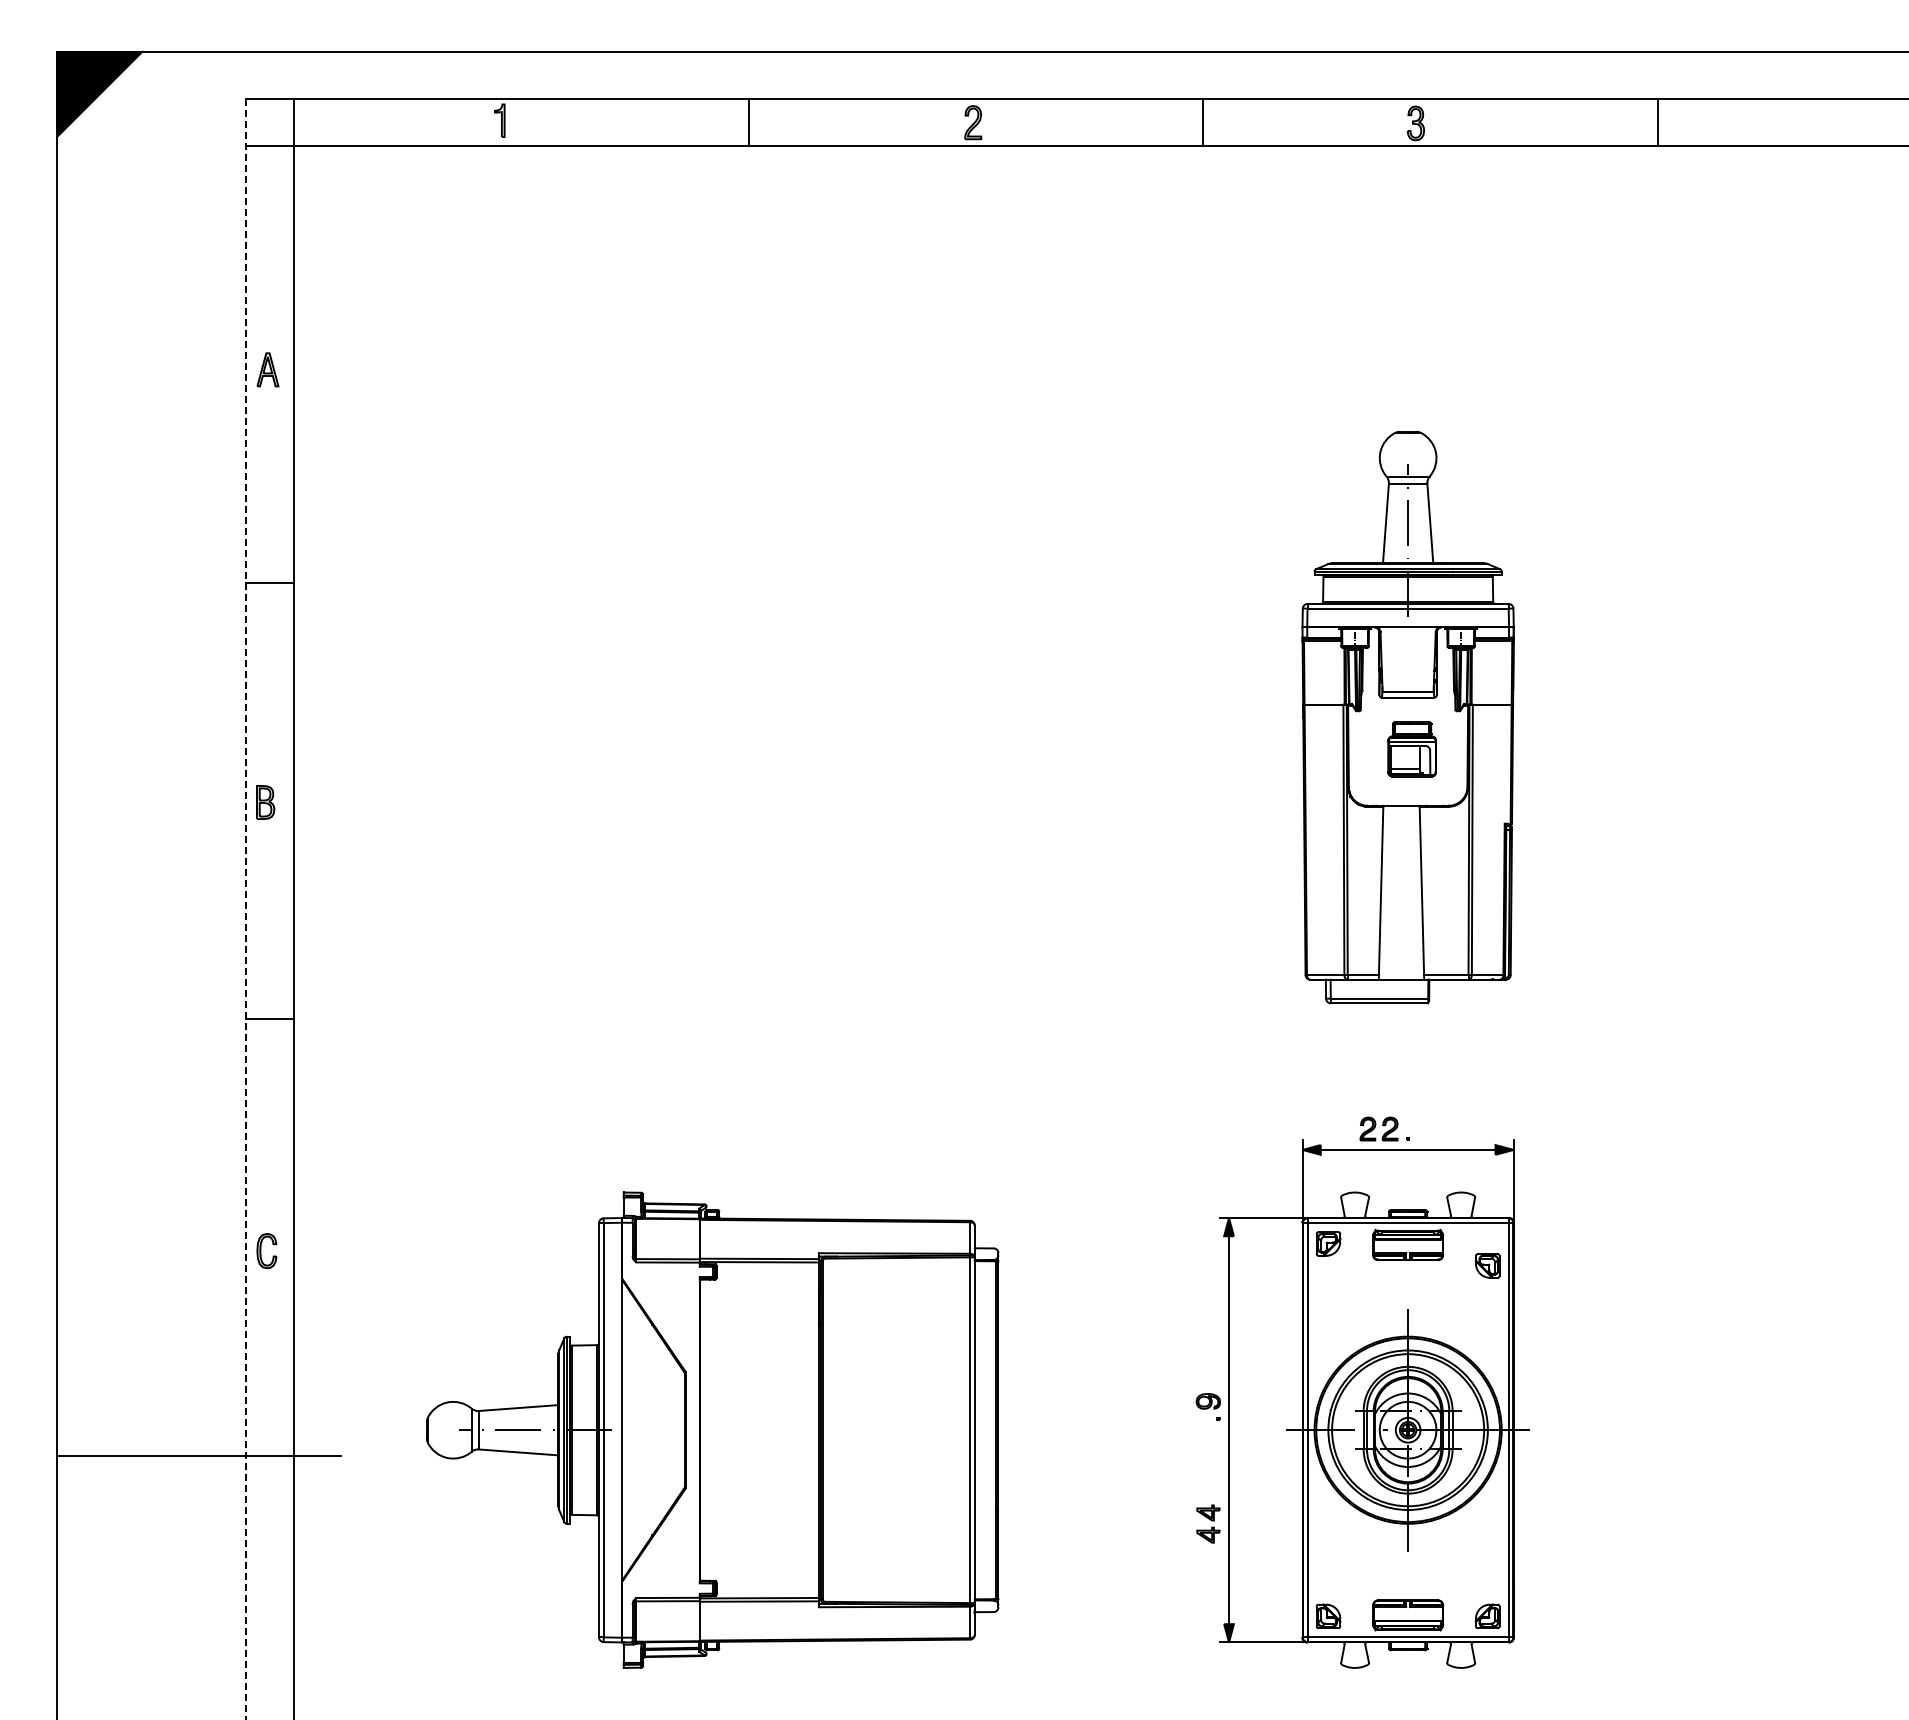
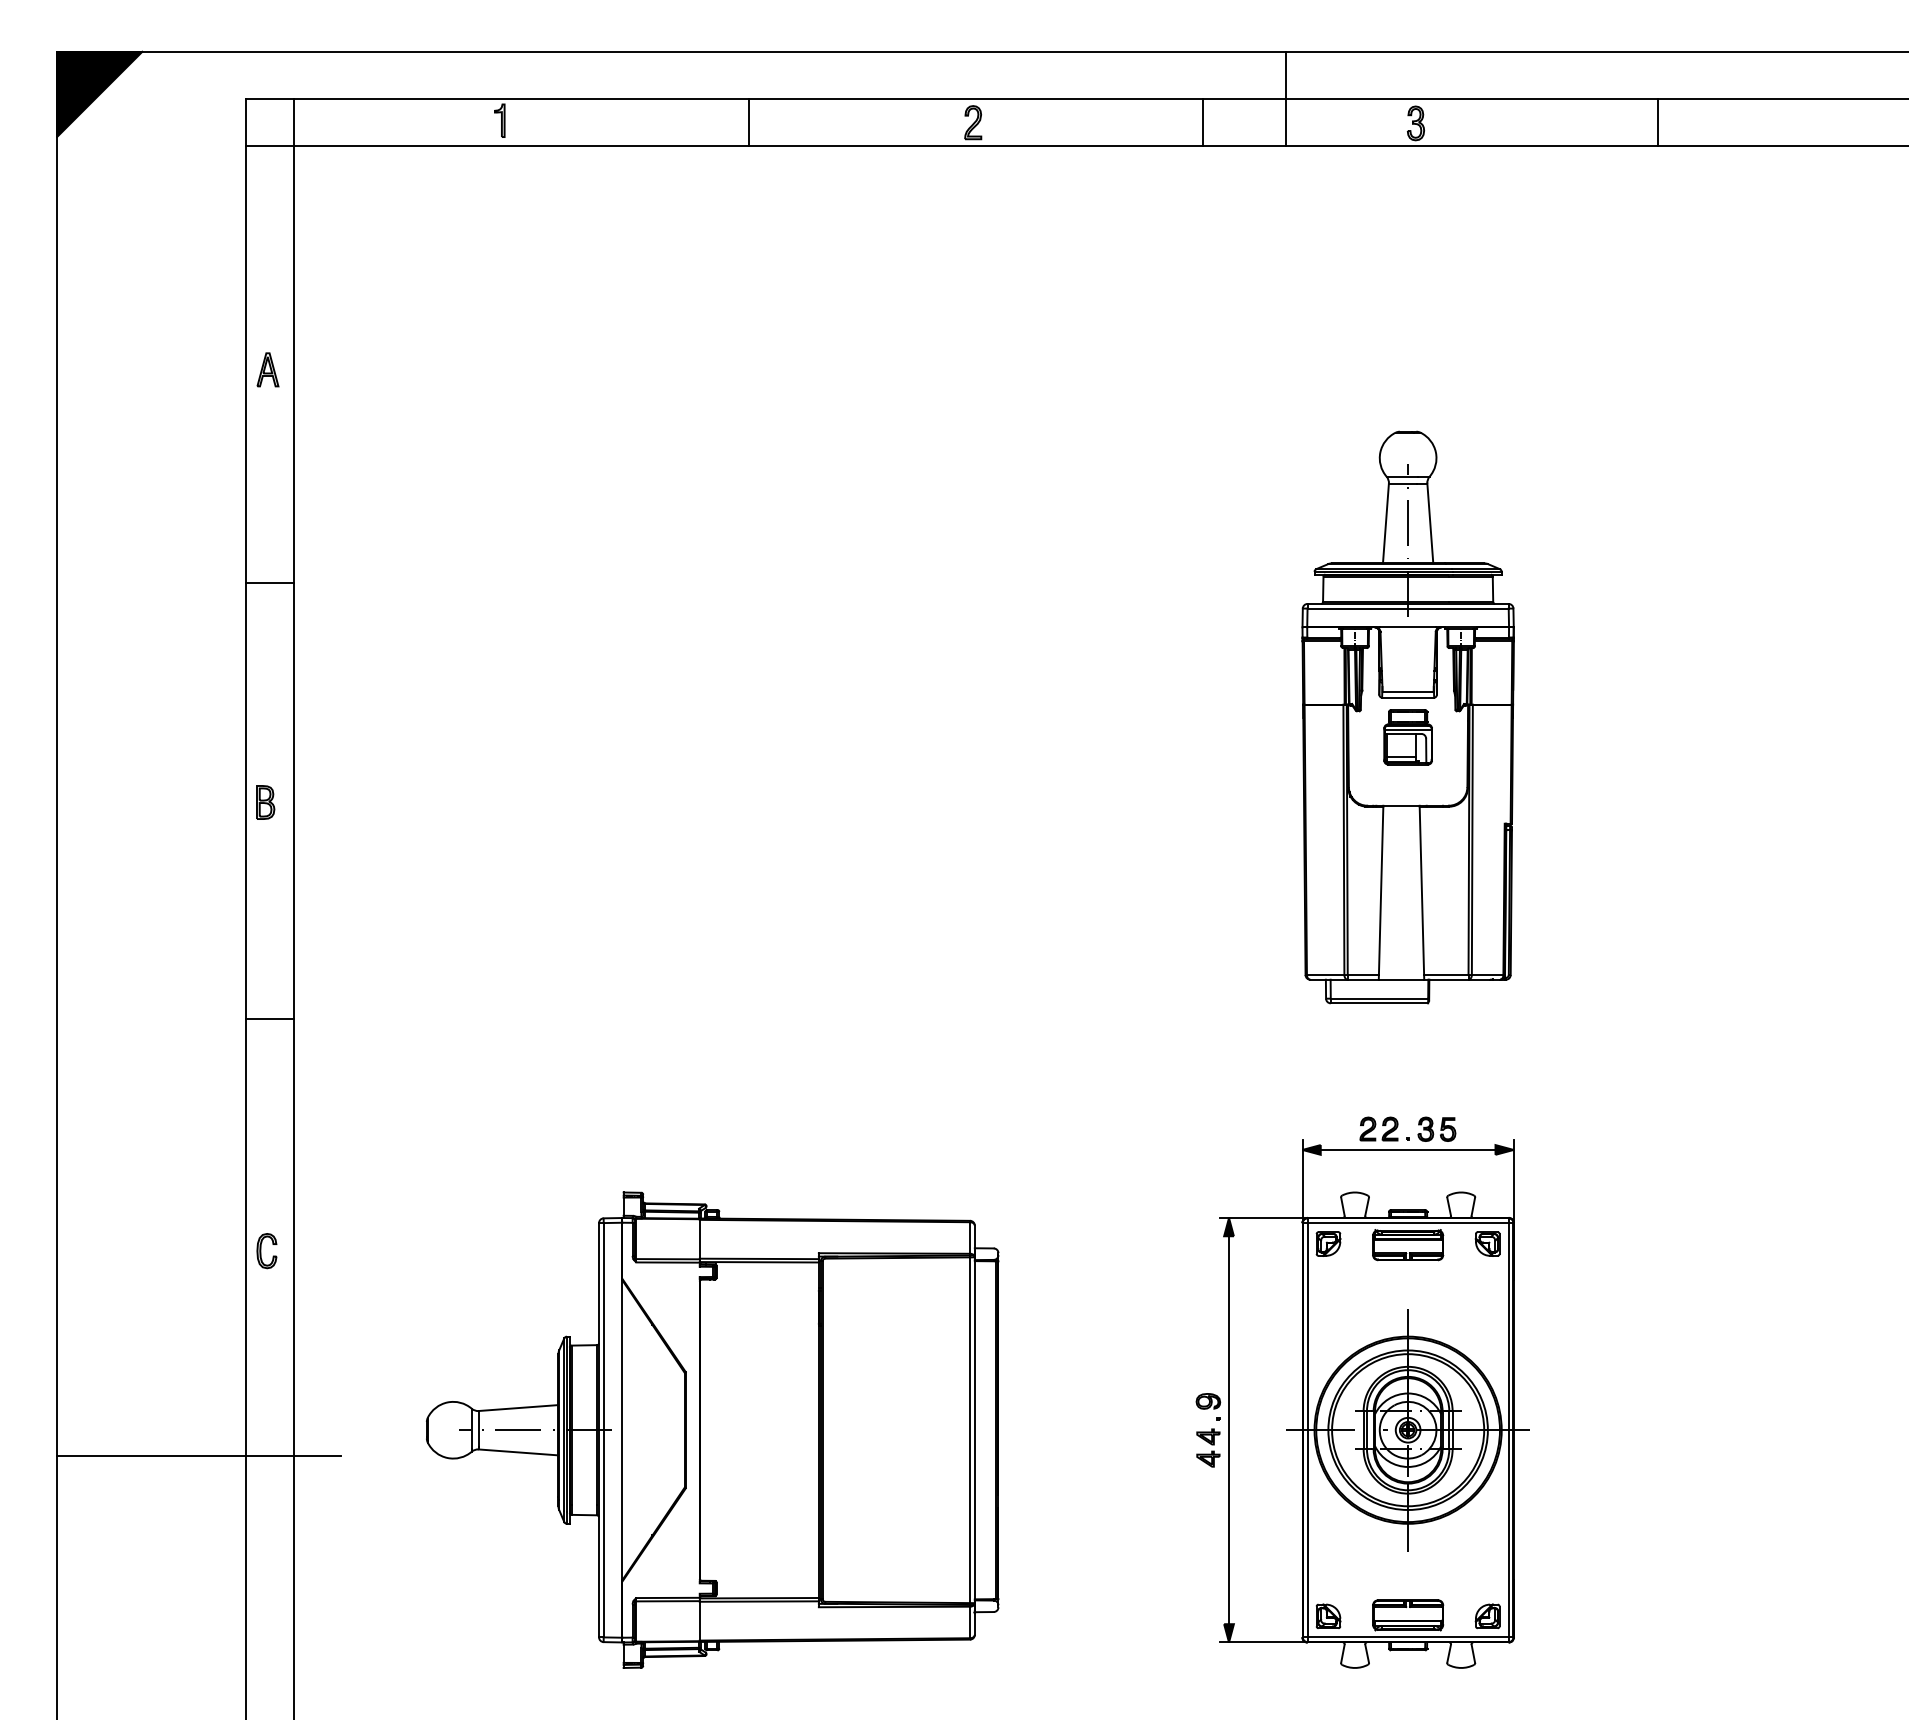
line: none -> present (1286, 98)
part position: (1411, 749) -> (1407, 737) (1407, 737)
line: dashed -> solid (246, 909)
part: none -> present (1436, 1128)
part position: (1487, 1265) -> (1487, 1243) (1487, 1243)
part position: (1208, 1523) -> (1208, 1447) (1208, 1447)
